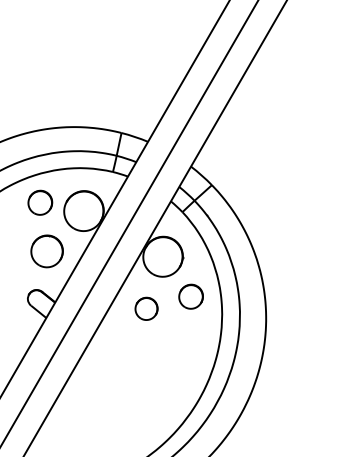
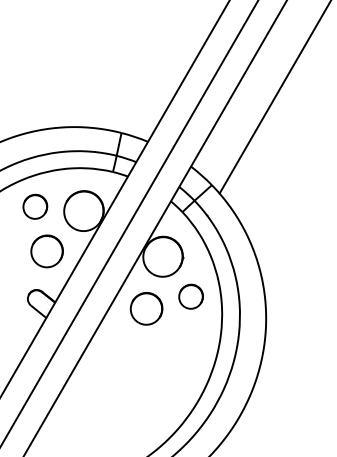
line: none -> present (274, 97)
part position: (40, 202) -> (35, 206) (35, 206)
part size: 25x25 px -> 35x34 px (146, 308)
